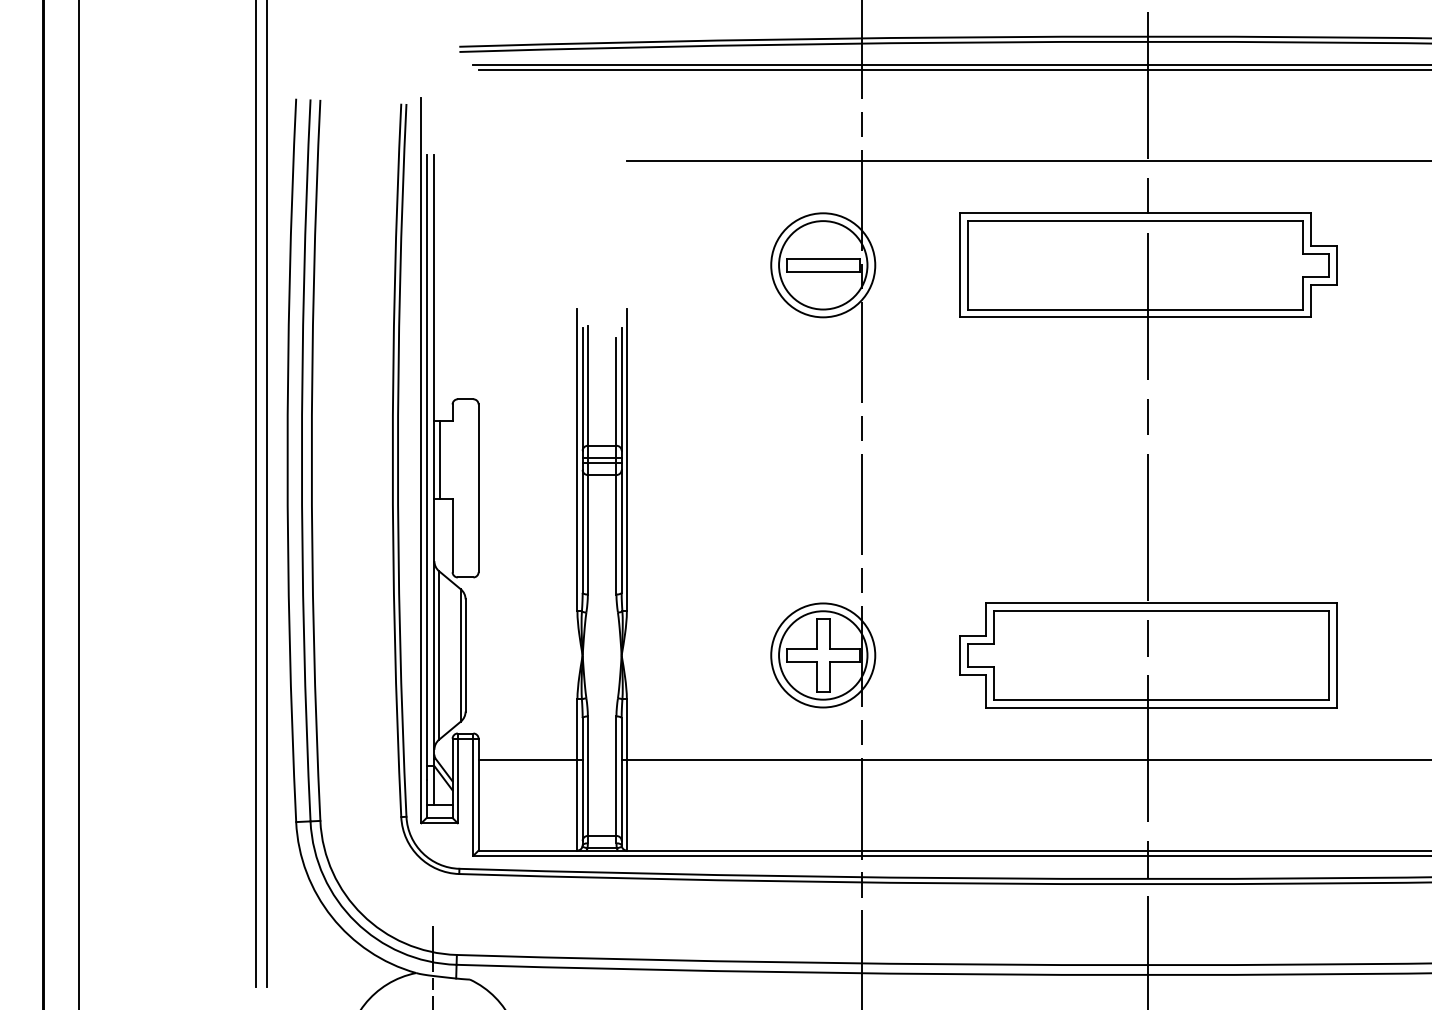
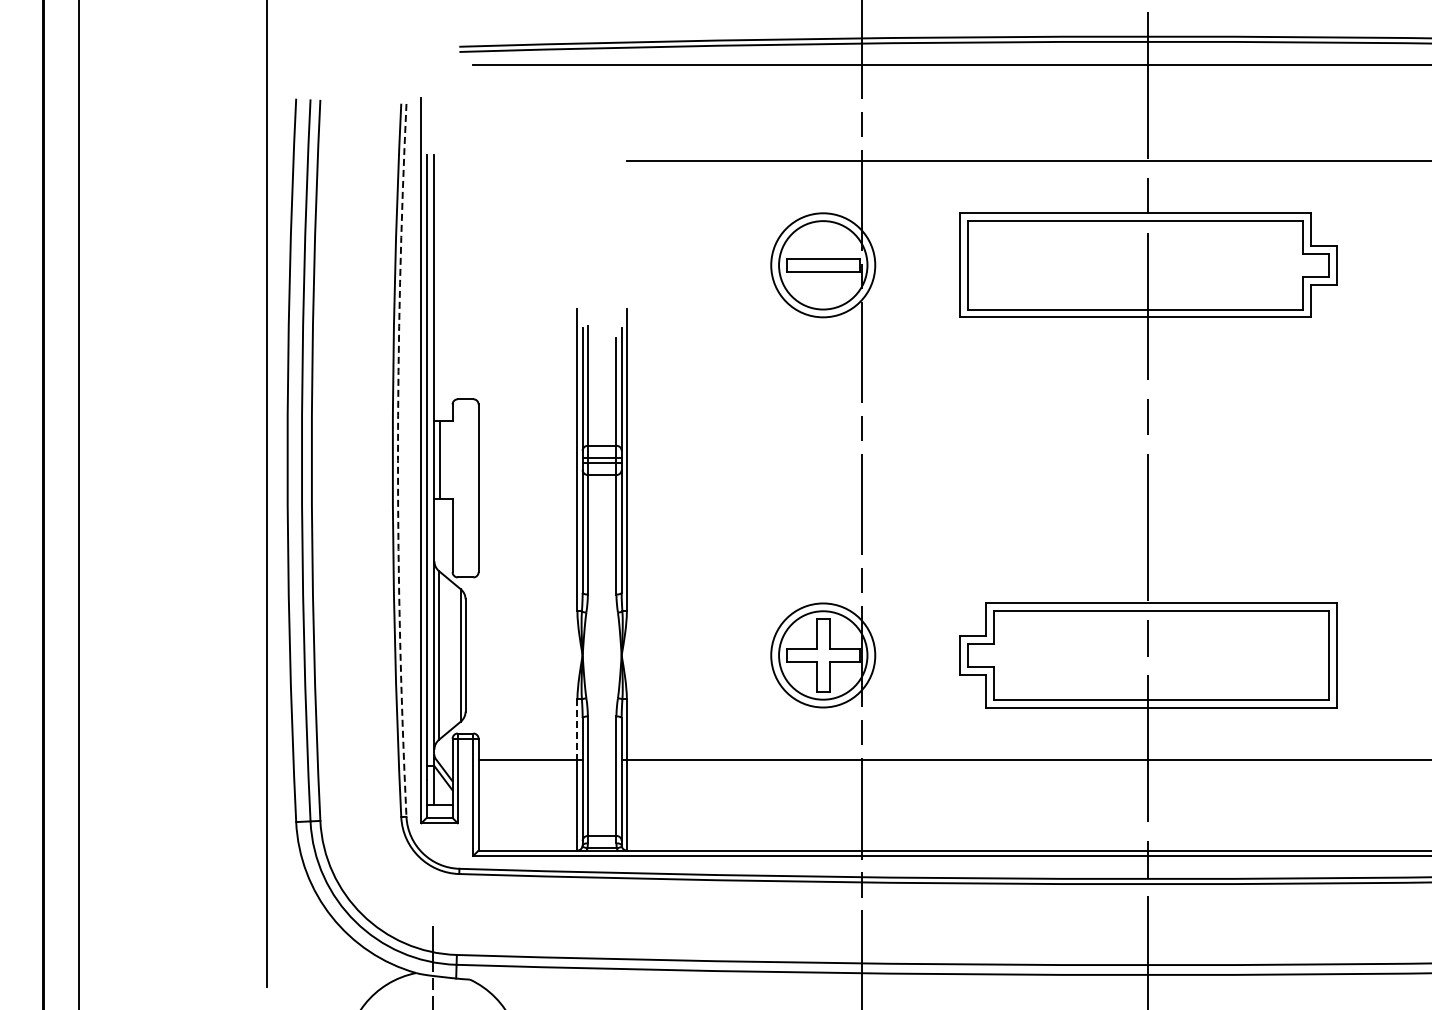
line: present -> none (953, 70)
arc: solid -> dashed (397, 460)
line: present -> none (256, 494)
line: solid -> dashed (577, 729)
